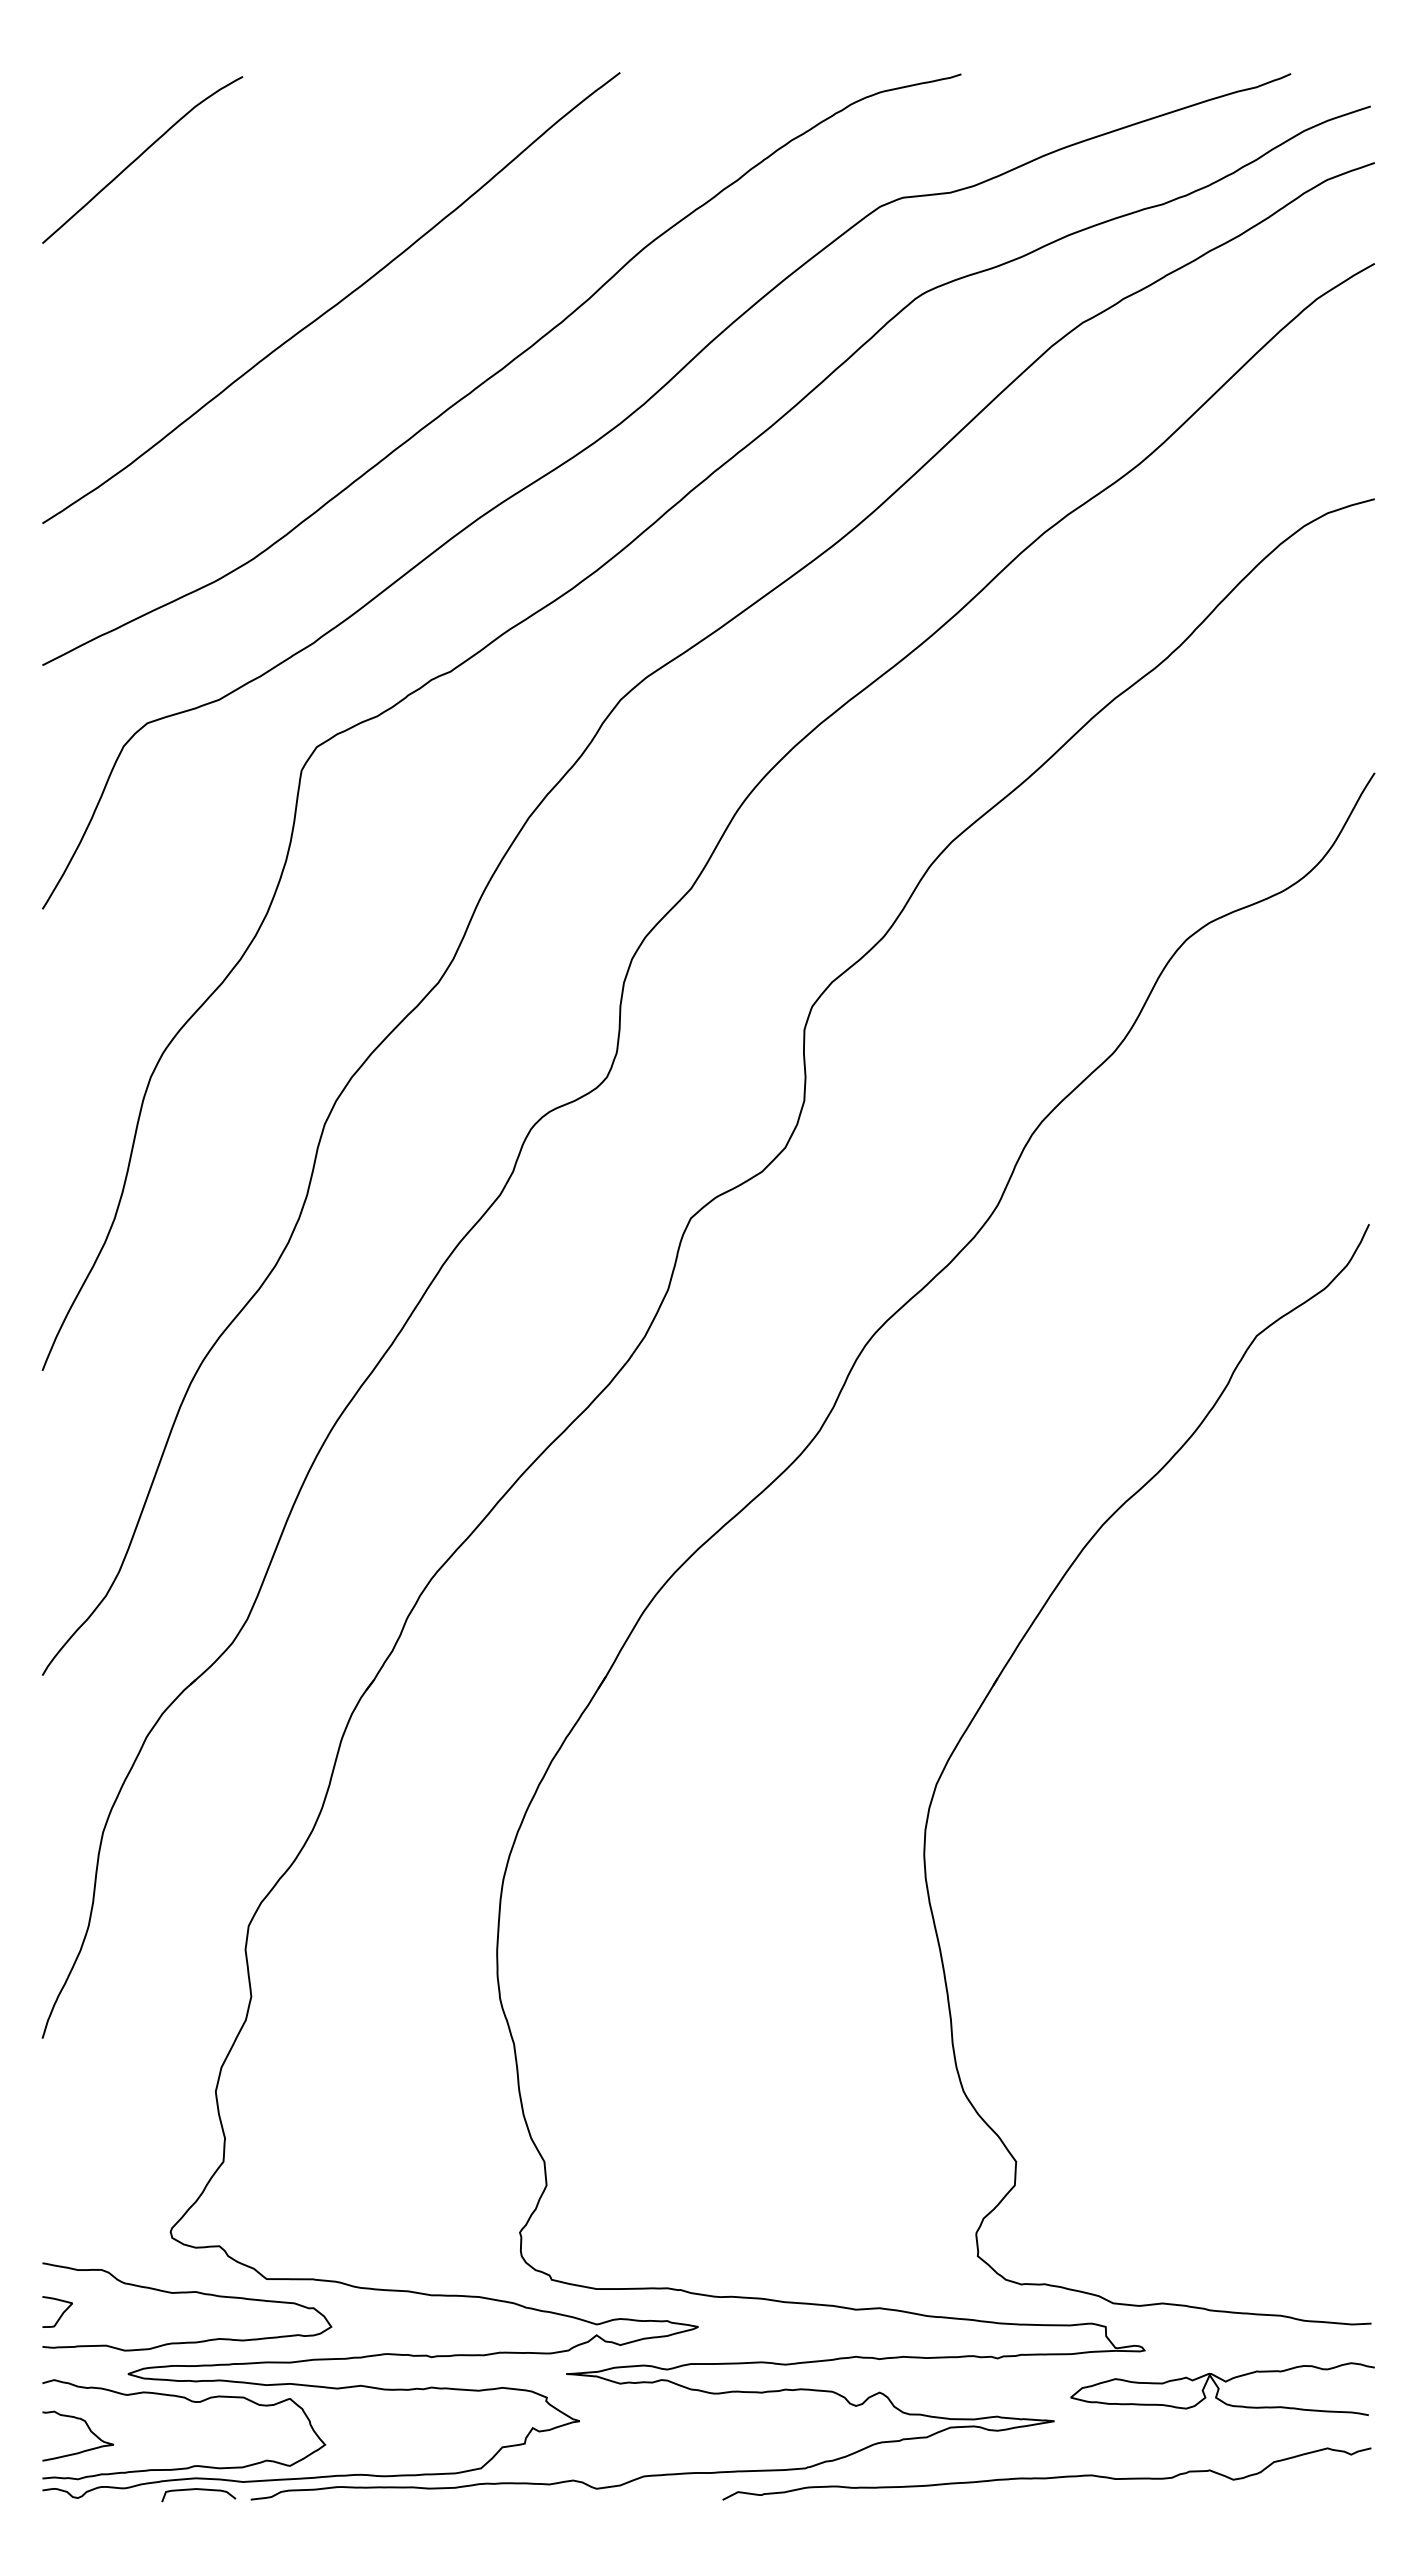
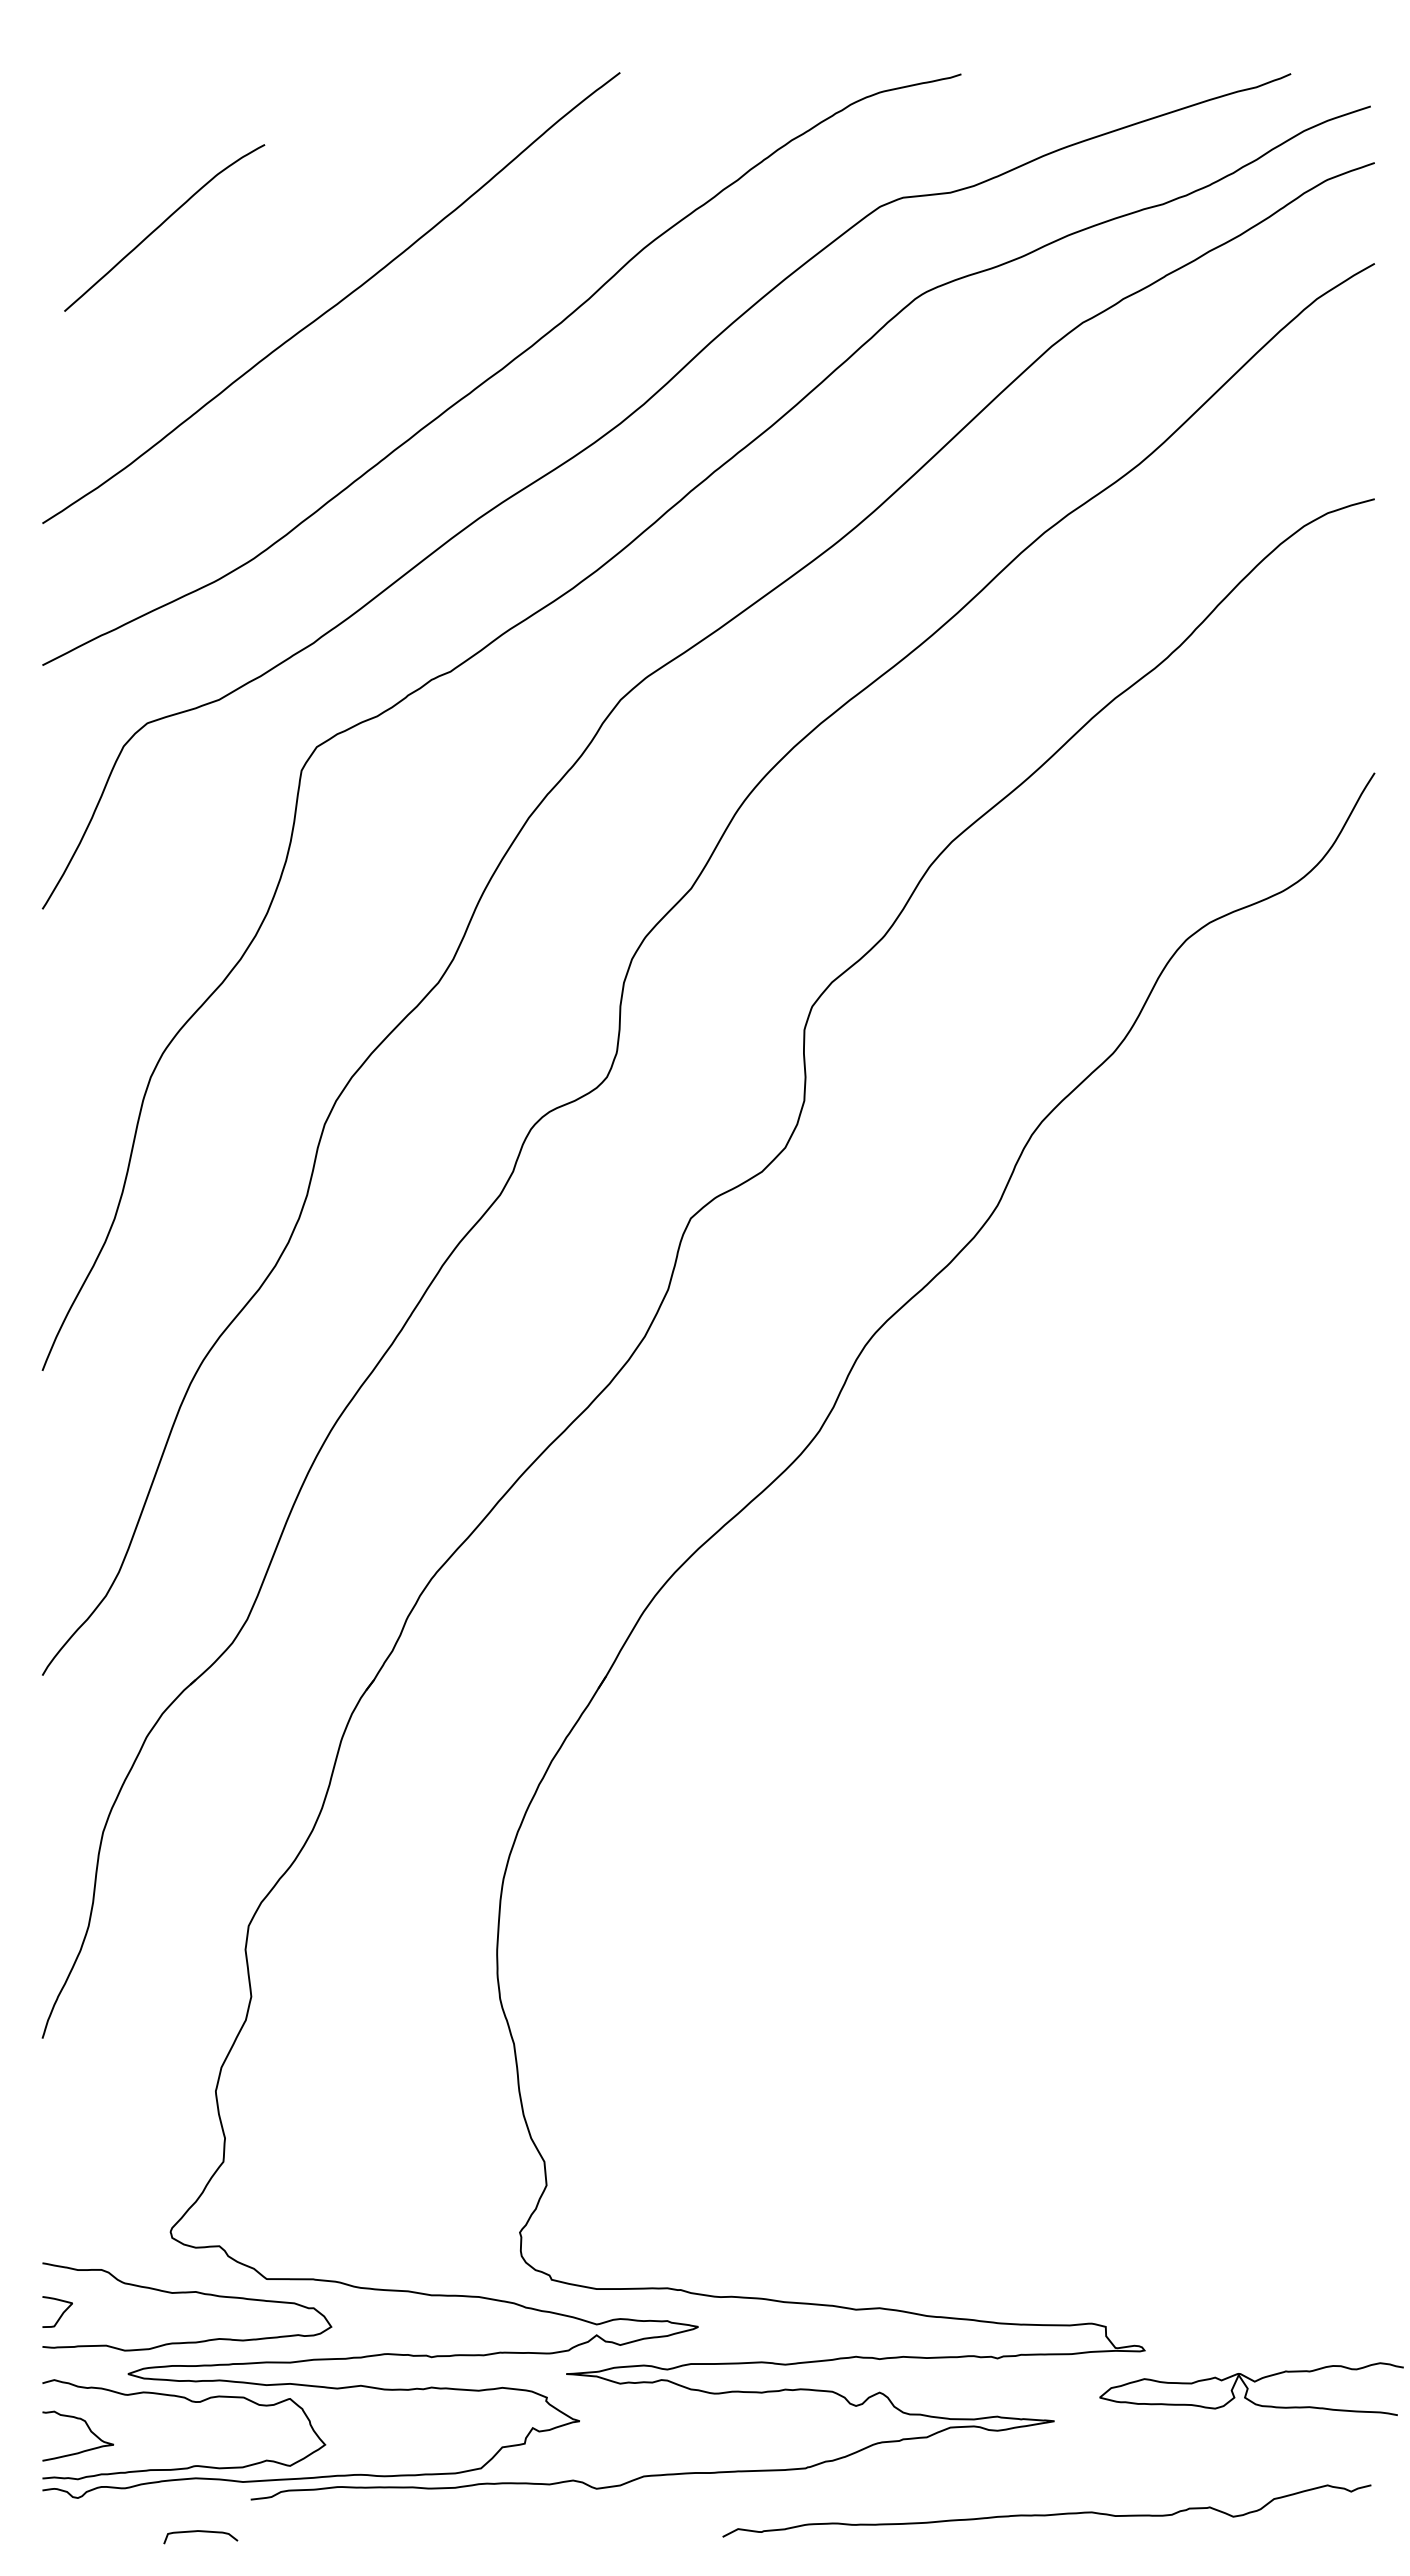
curve position: (140, 156) -> (162, 224) (162, 224)
part: present -> none (995, 1684)
curve position: (1219, 2388) -> (1248, 2388) (1248, 2388)
curve position: (1046, 2477) -> (1046, 2514) (1046, 2514)
curve position: (198, 2490) -> (200, 2532) (200, 2532)
